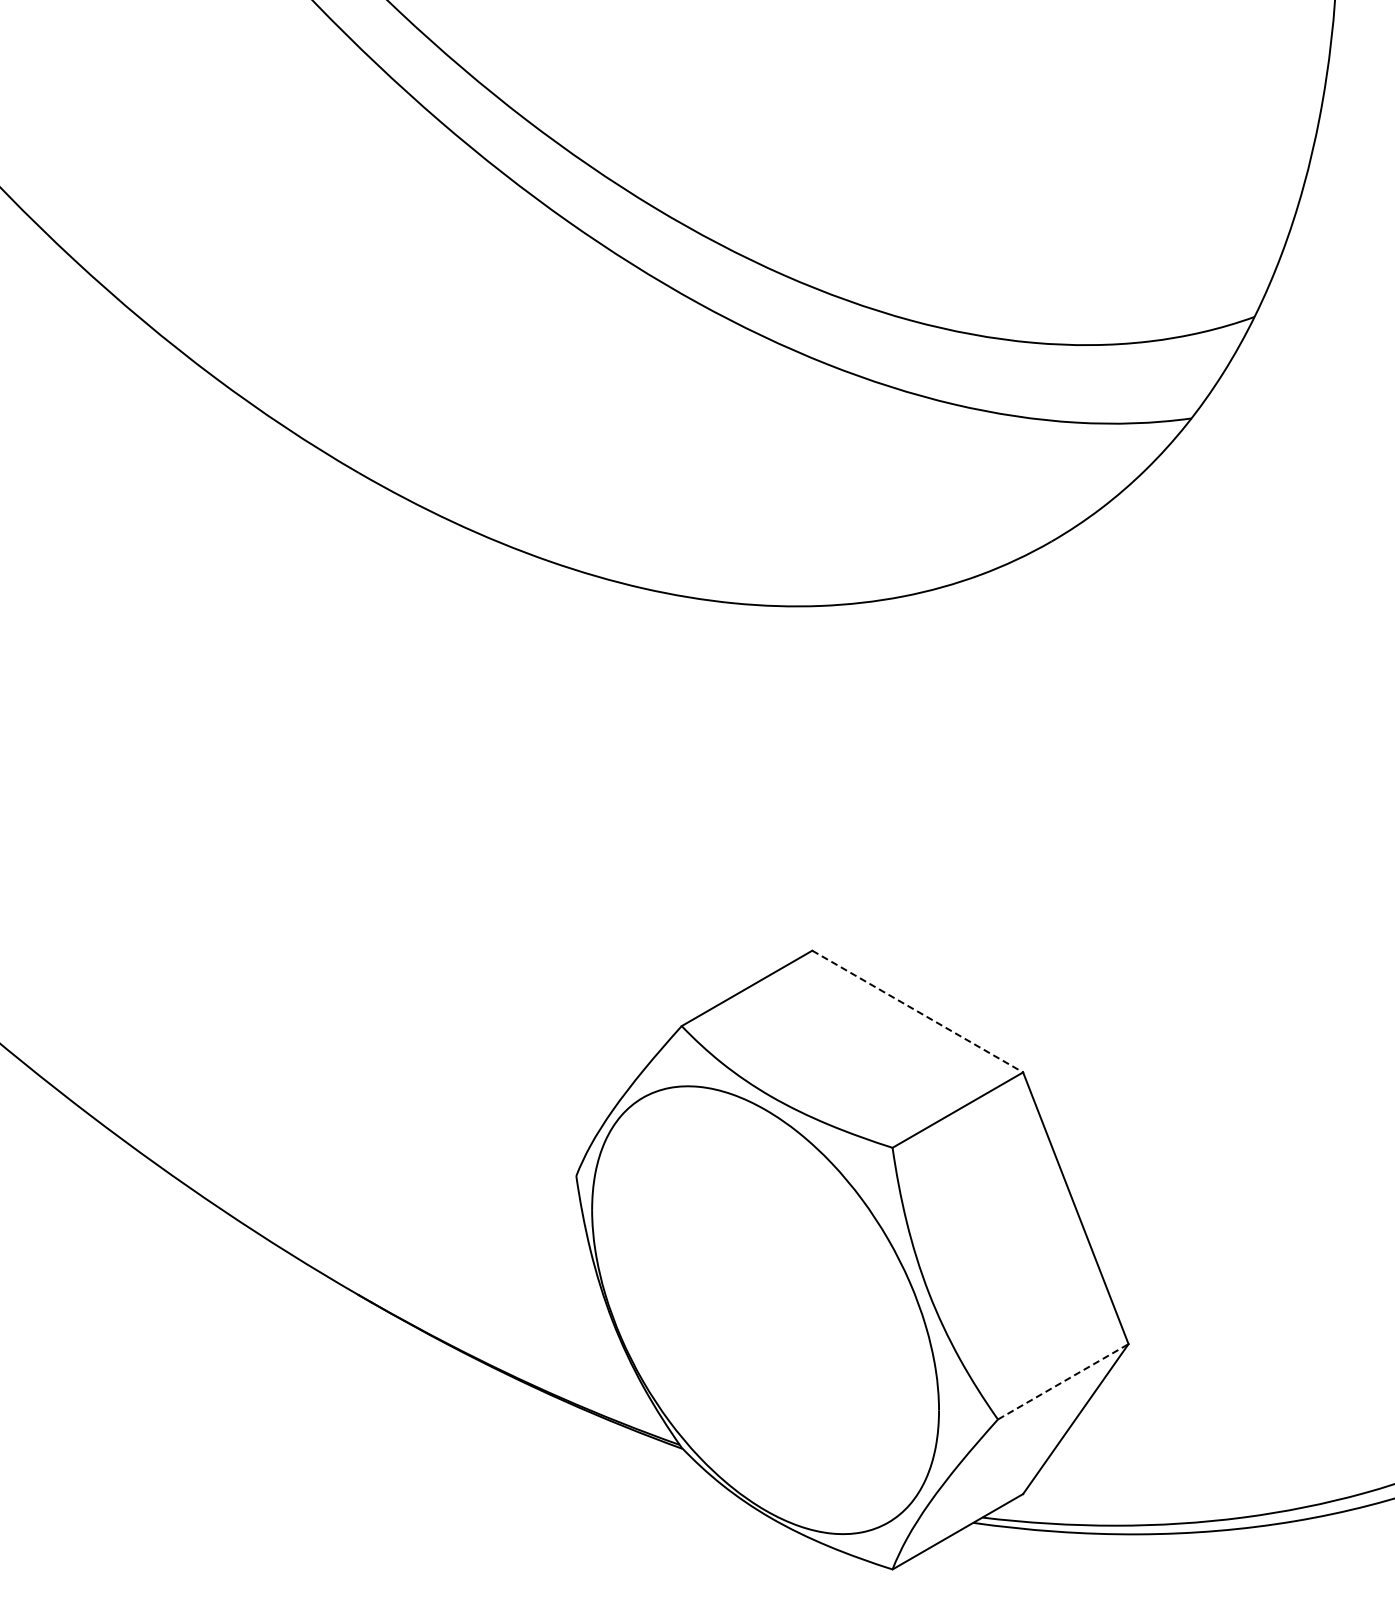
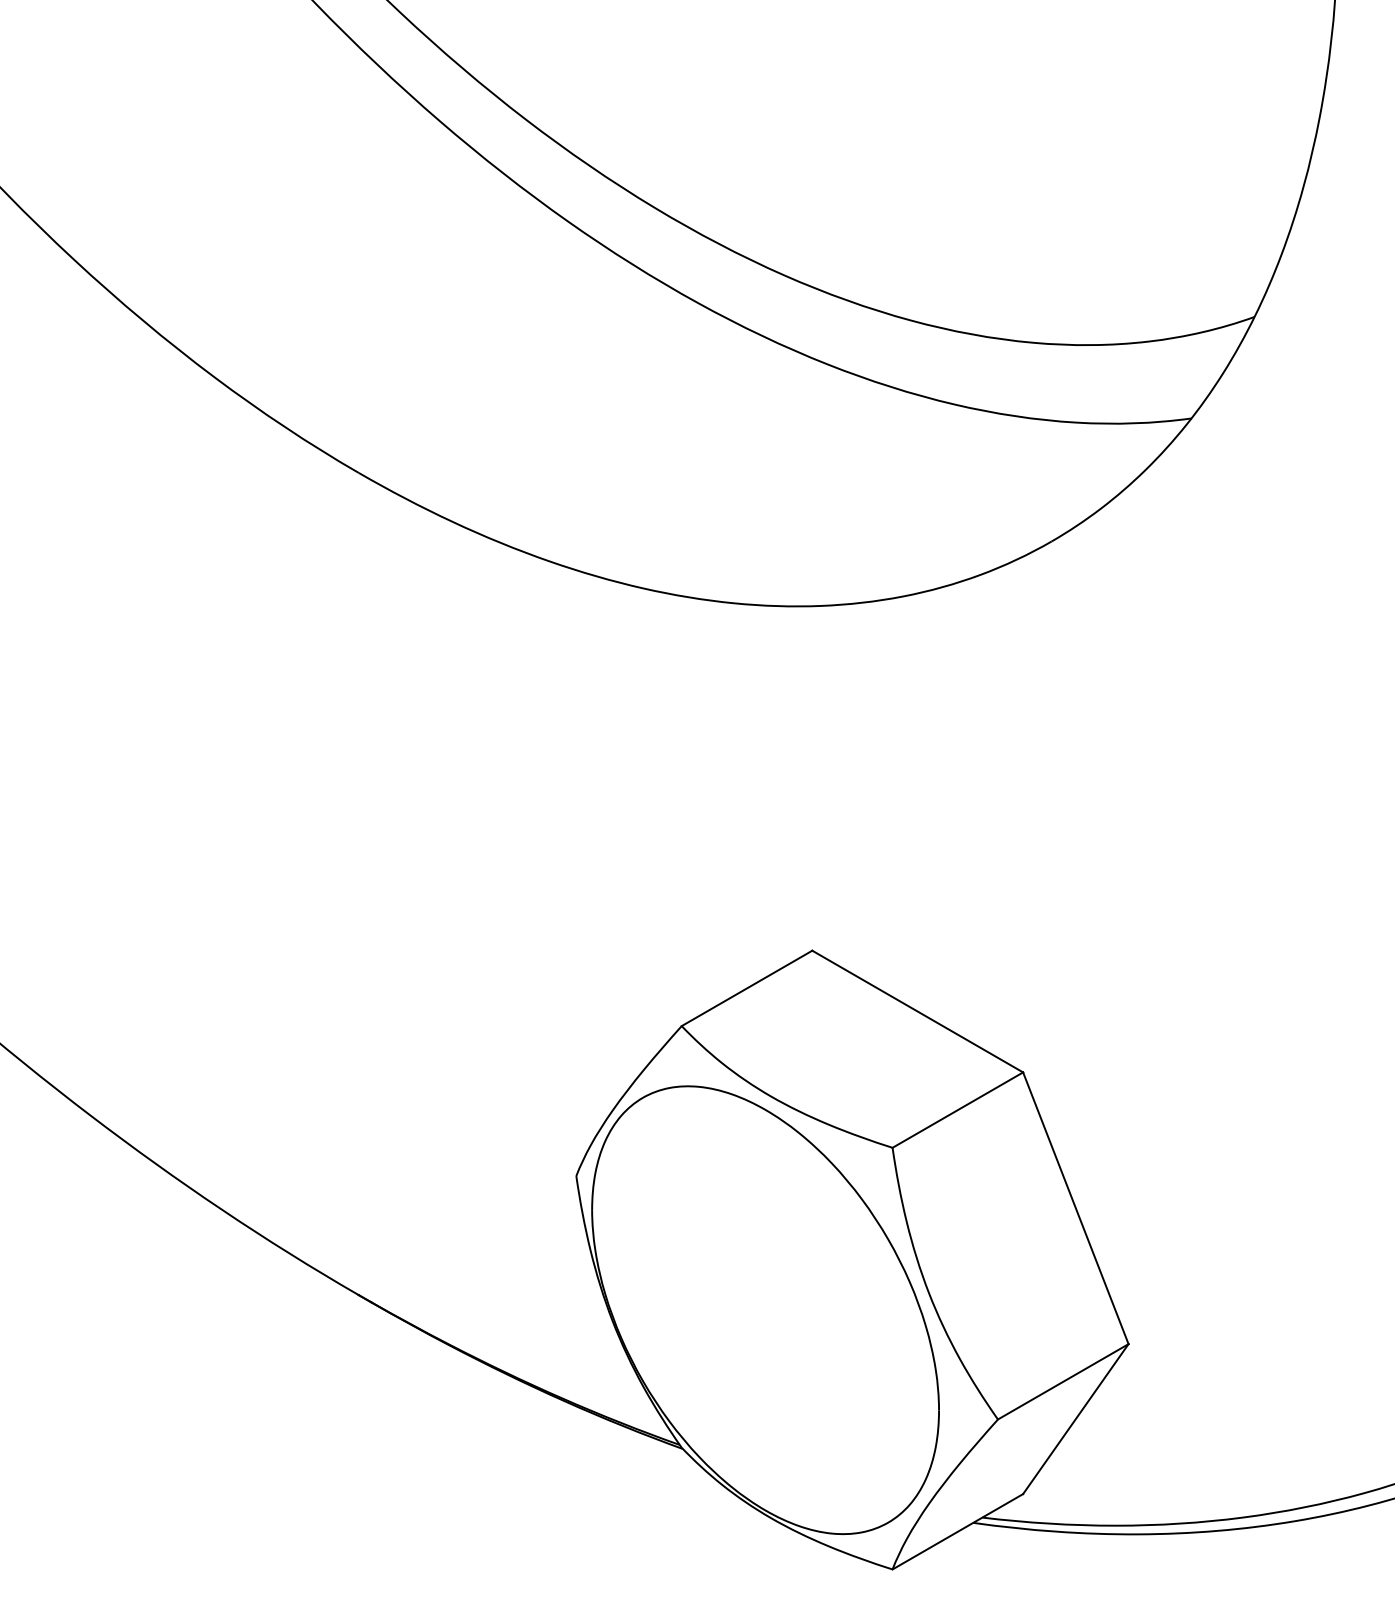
line: dashed -> solid (917, 1011)
line: dashed -> solid (1063, 1381)
